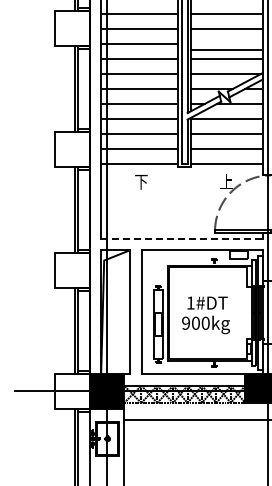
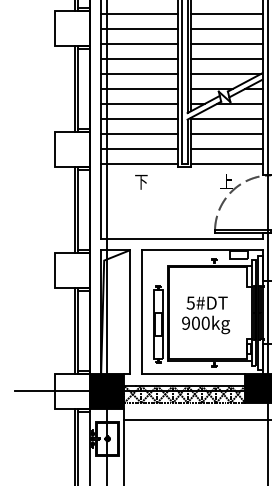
line position: (226, 49) -> (226, 43) (226, 43)
line: dashed -> solid (181, 238)
text: 1#DT -> 5#DT (190, 302)
